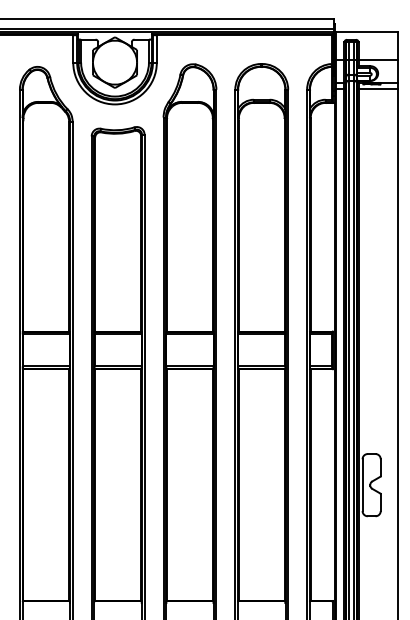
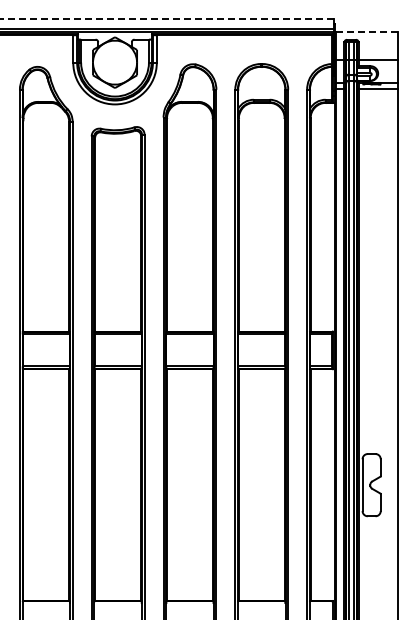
line: solid -> dashed (167, 18)
line: solid -> dashed (366, 32)
